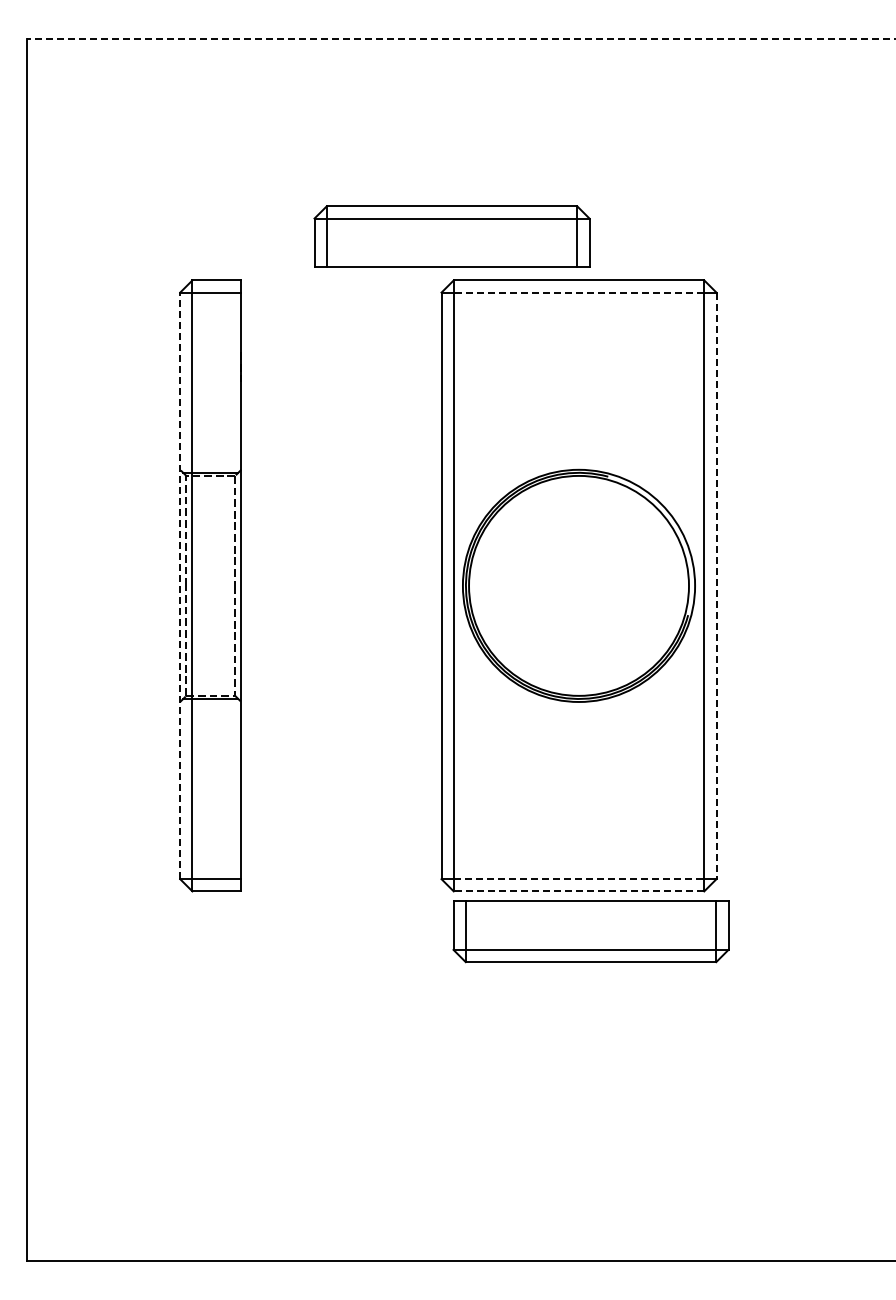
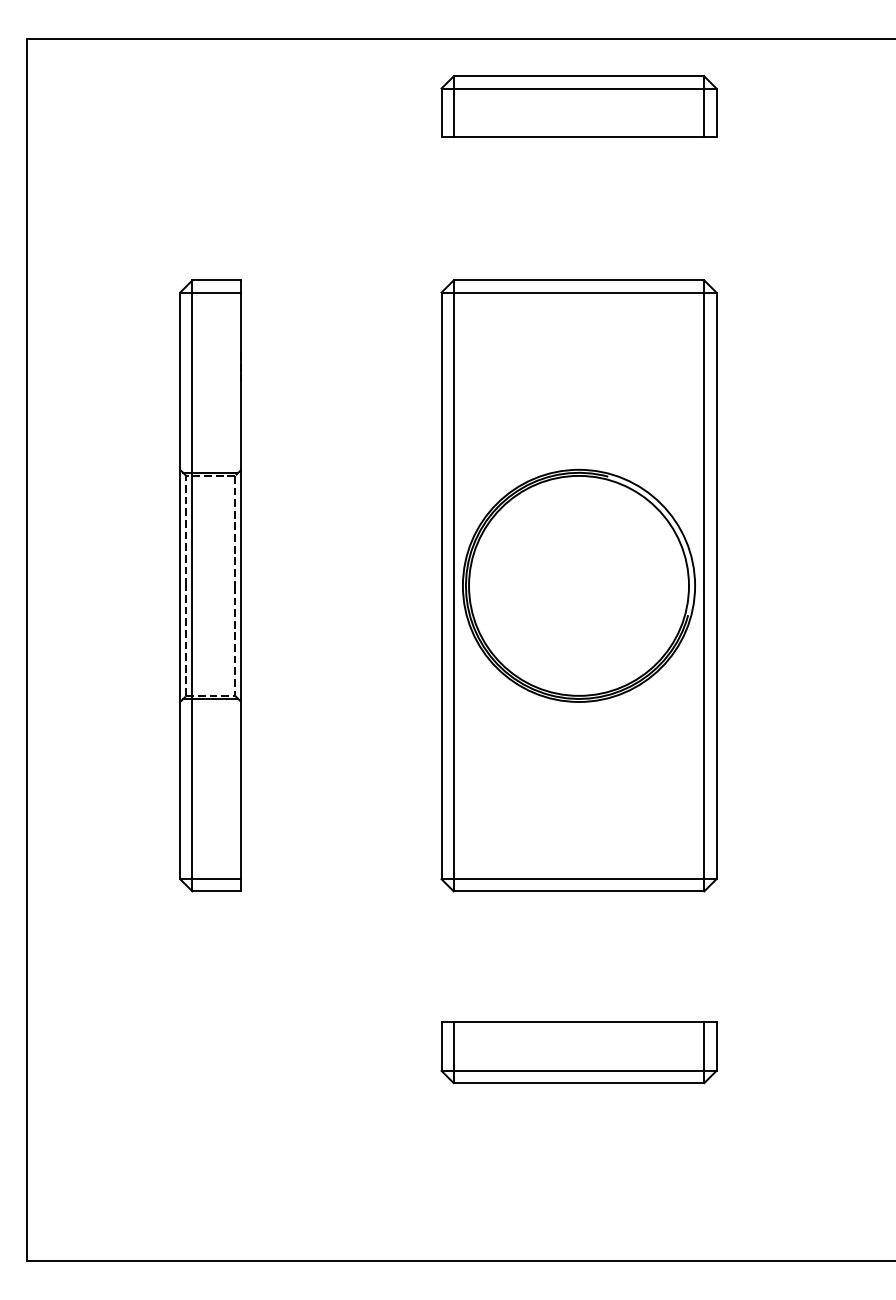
line: dashed -> solid (460, 39)
part position: (451, 236) -> (578, 106) (578, 106)
line: dashed -> solid (578, 292)
line: dashed -> solid (180, 585)
line: dashed -> solid (716, 586)
line: dashed -> solid (579, 879)
line: dashed -> solid (578, 891)
part position: (590, 931) -> (578, 1052) (578, 1052)
